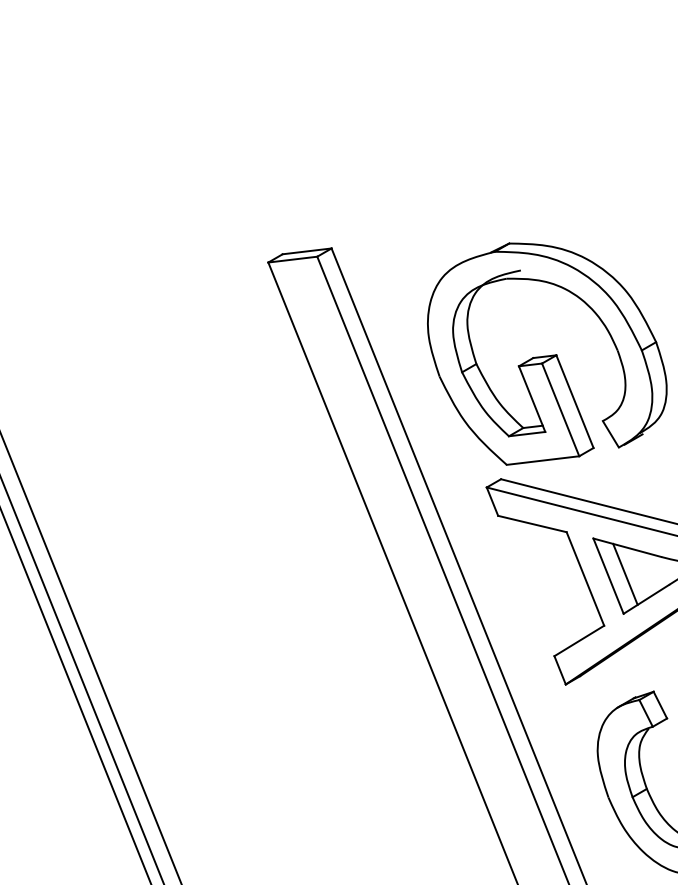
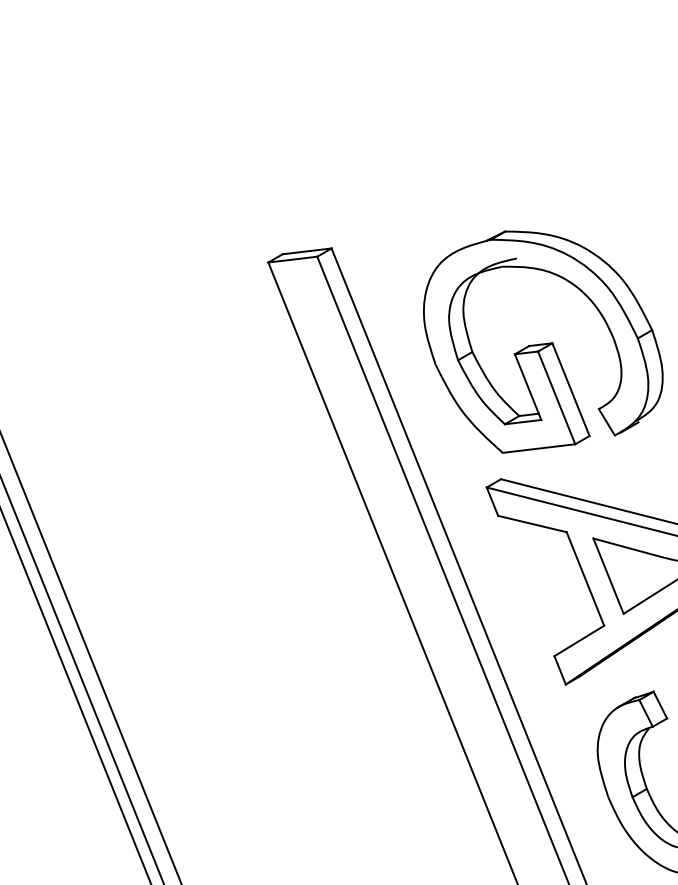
part position: (547, 353) -> (543, 341) (543, 341)
line: present -> none (625, 573)
